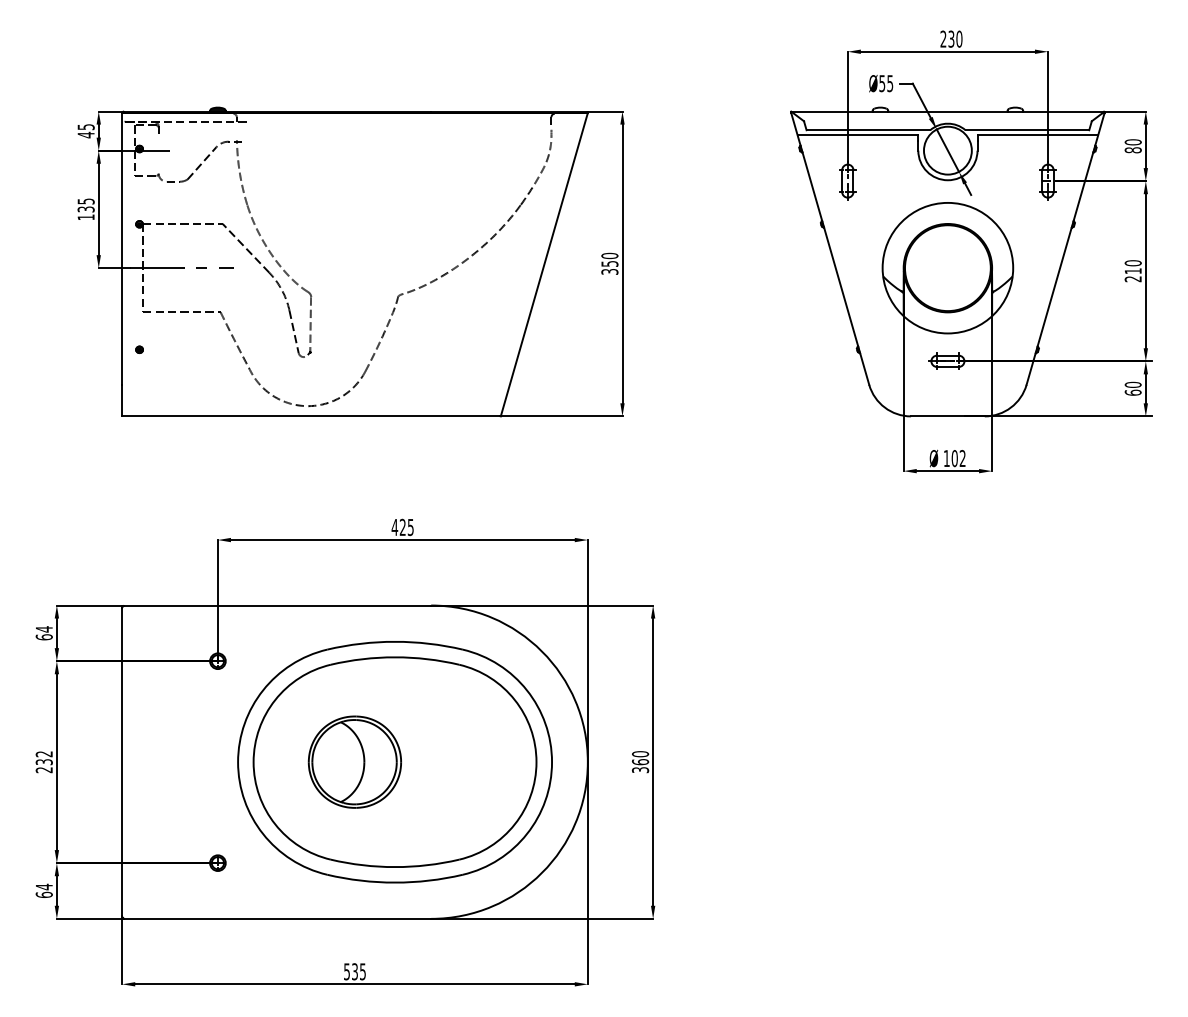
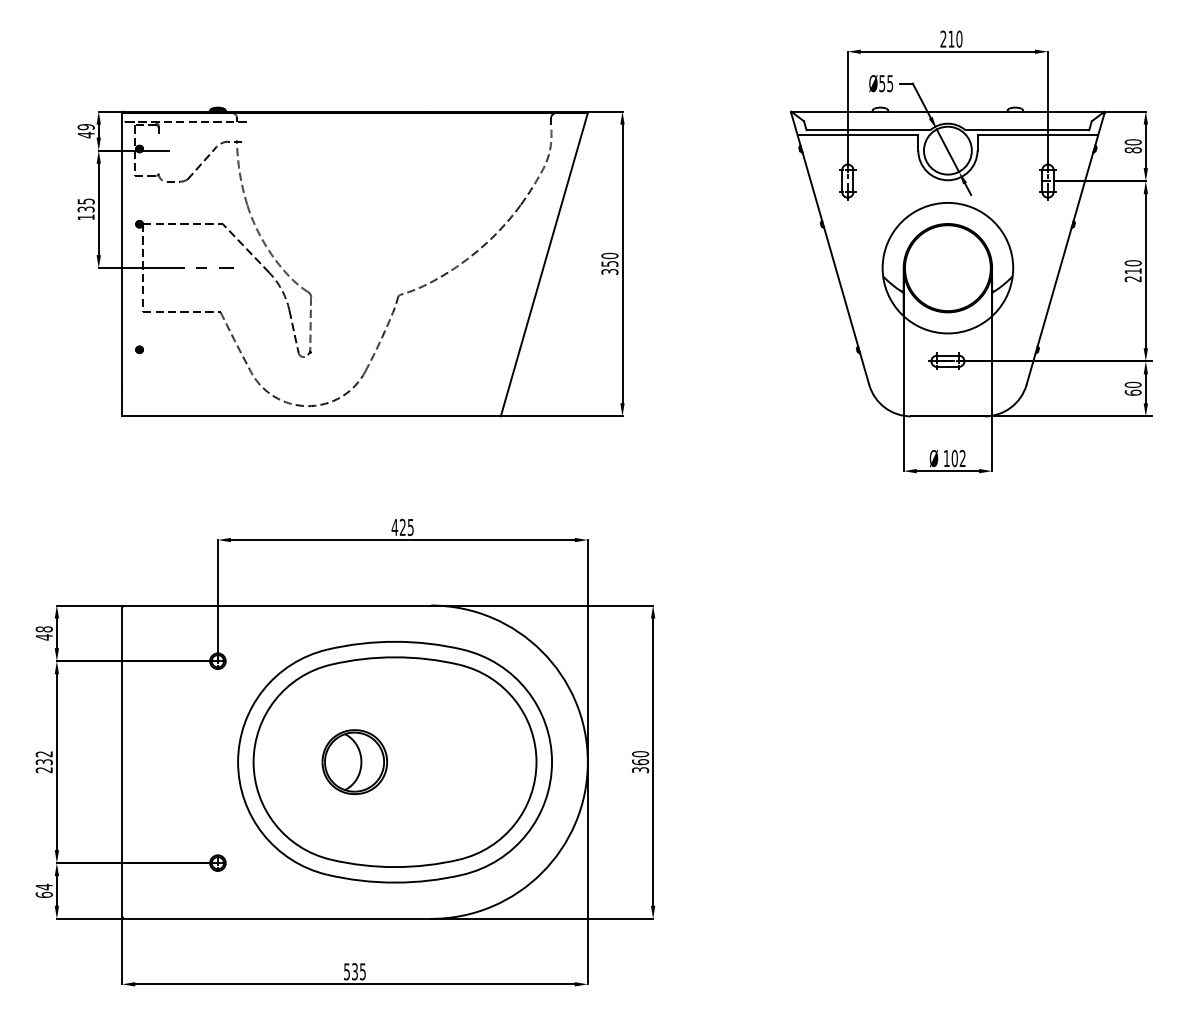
text: 230 -> 210 (951, 38)
text: 45 -> 49 (85, 127)
text: 64 -> 48 (43, 633)
part size: 95x94 px -> 67x66 px (354, 761)
